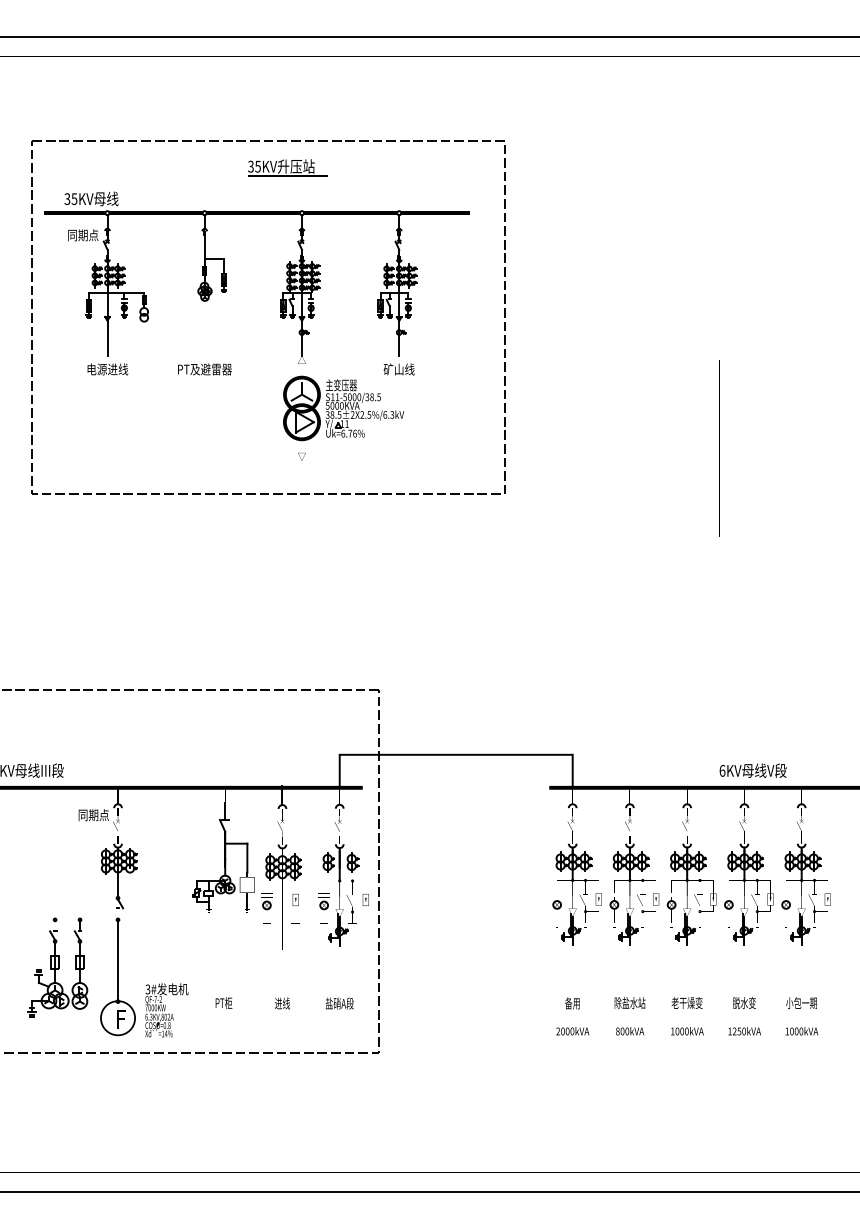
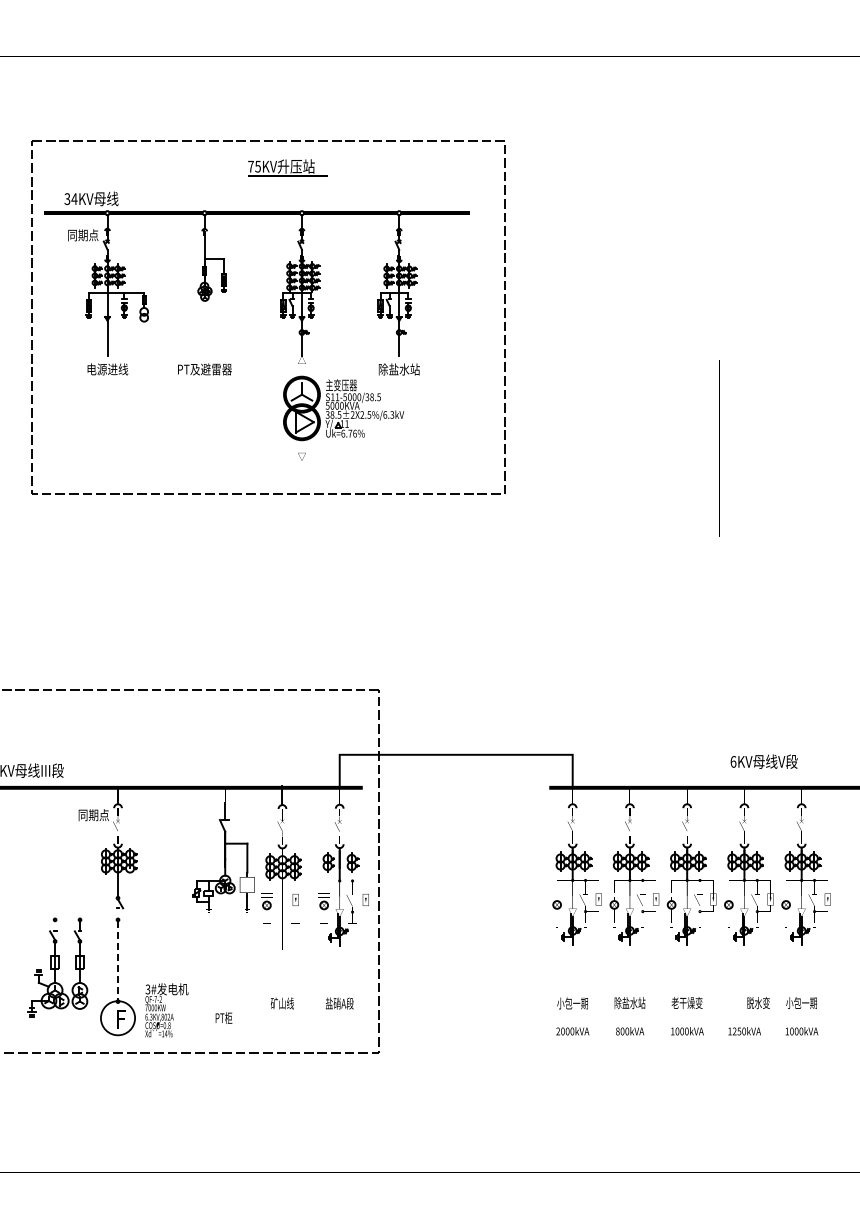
line: present -> none (429, 36)
text: 35KV -> 75KV (250, 166)
text: 35KV -> 34KV (74, 199)
text: 矿山线 -> 除盐水站 (398, 369)
text position: (752, 770) -> (763, 761) (763, 761)
line: solid -> dashed (118, 961)
text position: (223, 1002) -> (223, 1017) (223, 1017)
text: 进线 -> 矿山线 (281, 1003)
text: 备用 -> 小包一期 (572, 1003)
text position: (743, 1003) -> (757, 1003) (757, 1003)
line: present -> none (429, 1192)
